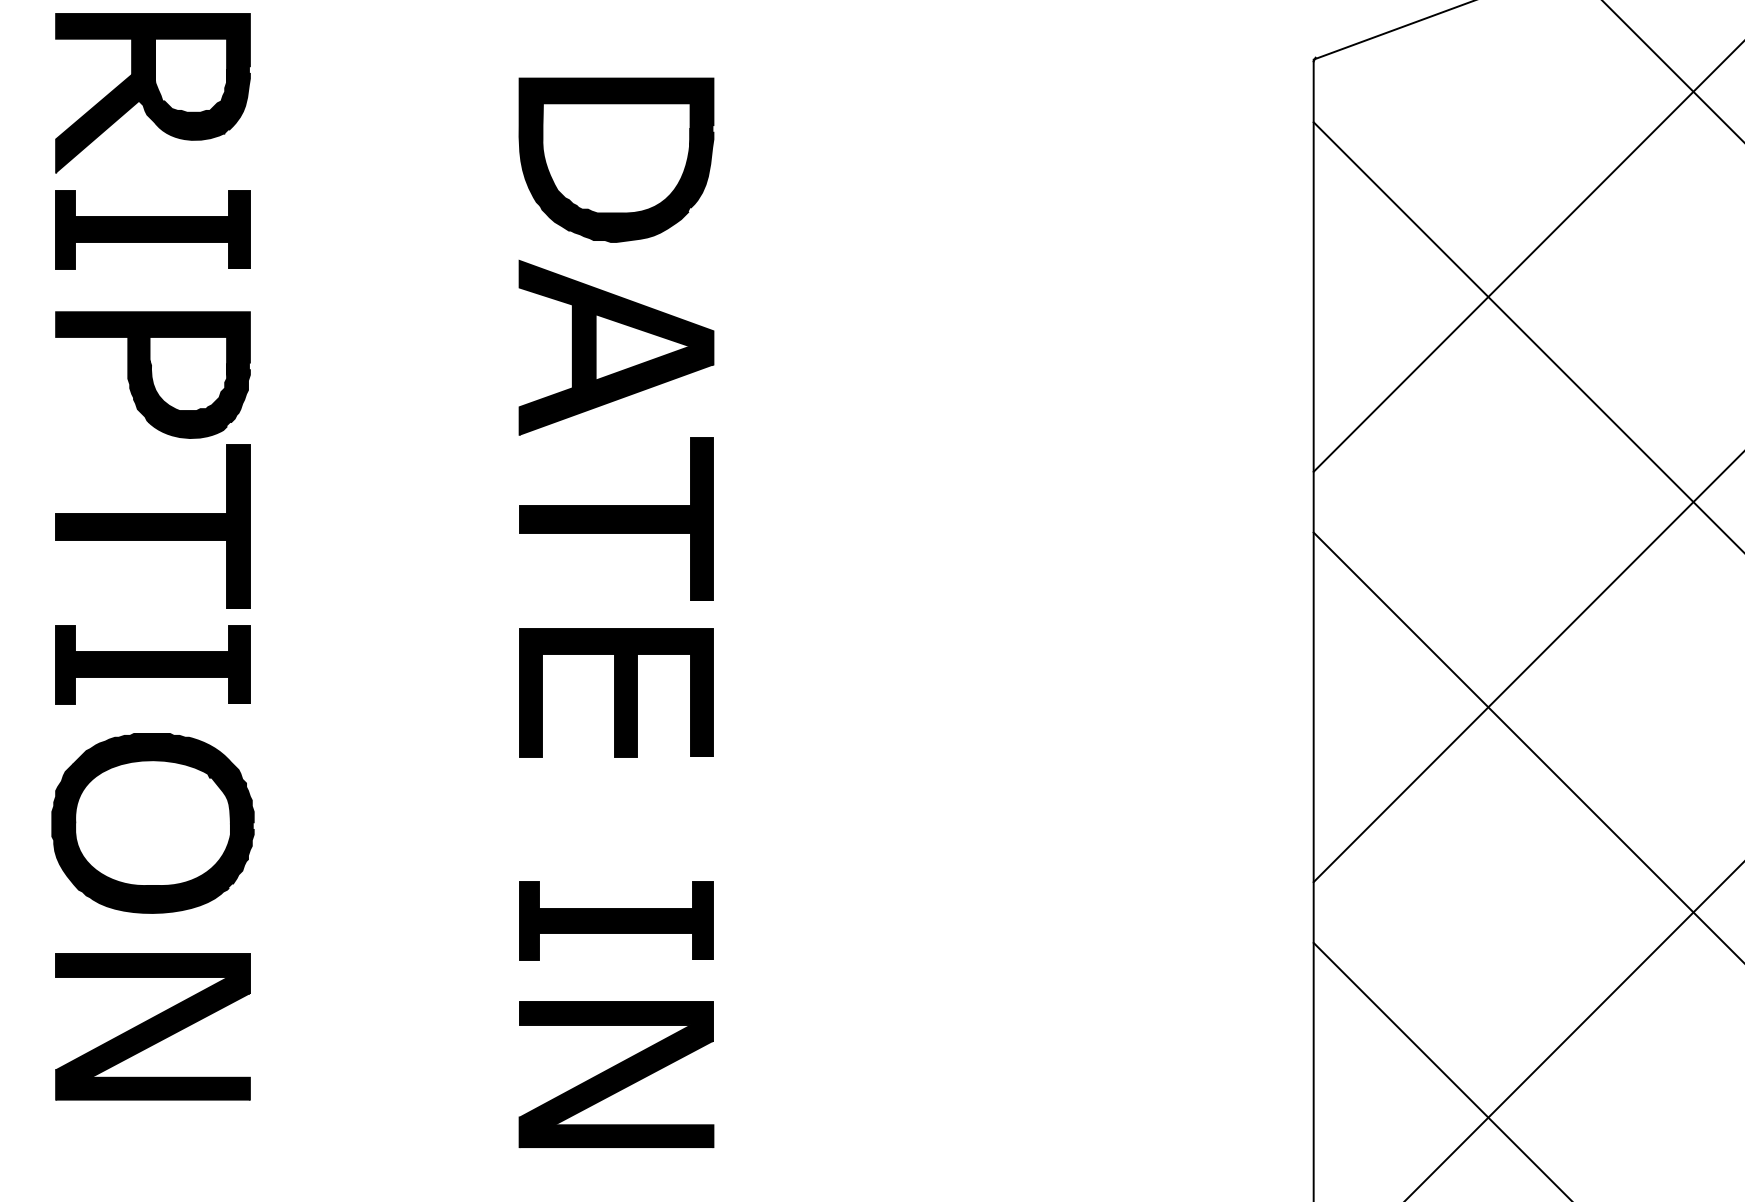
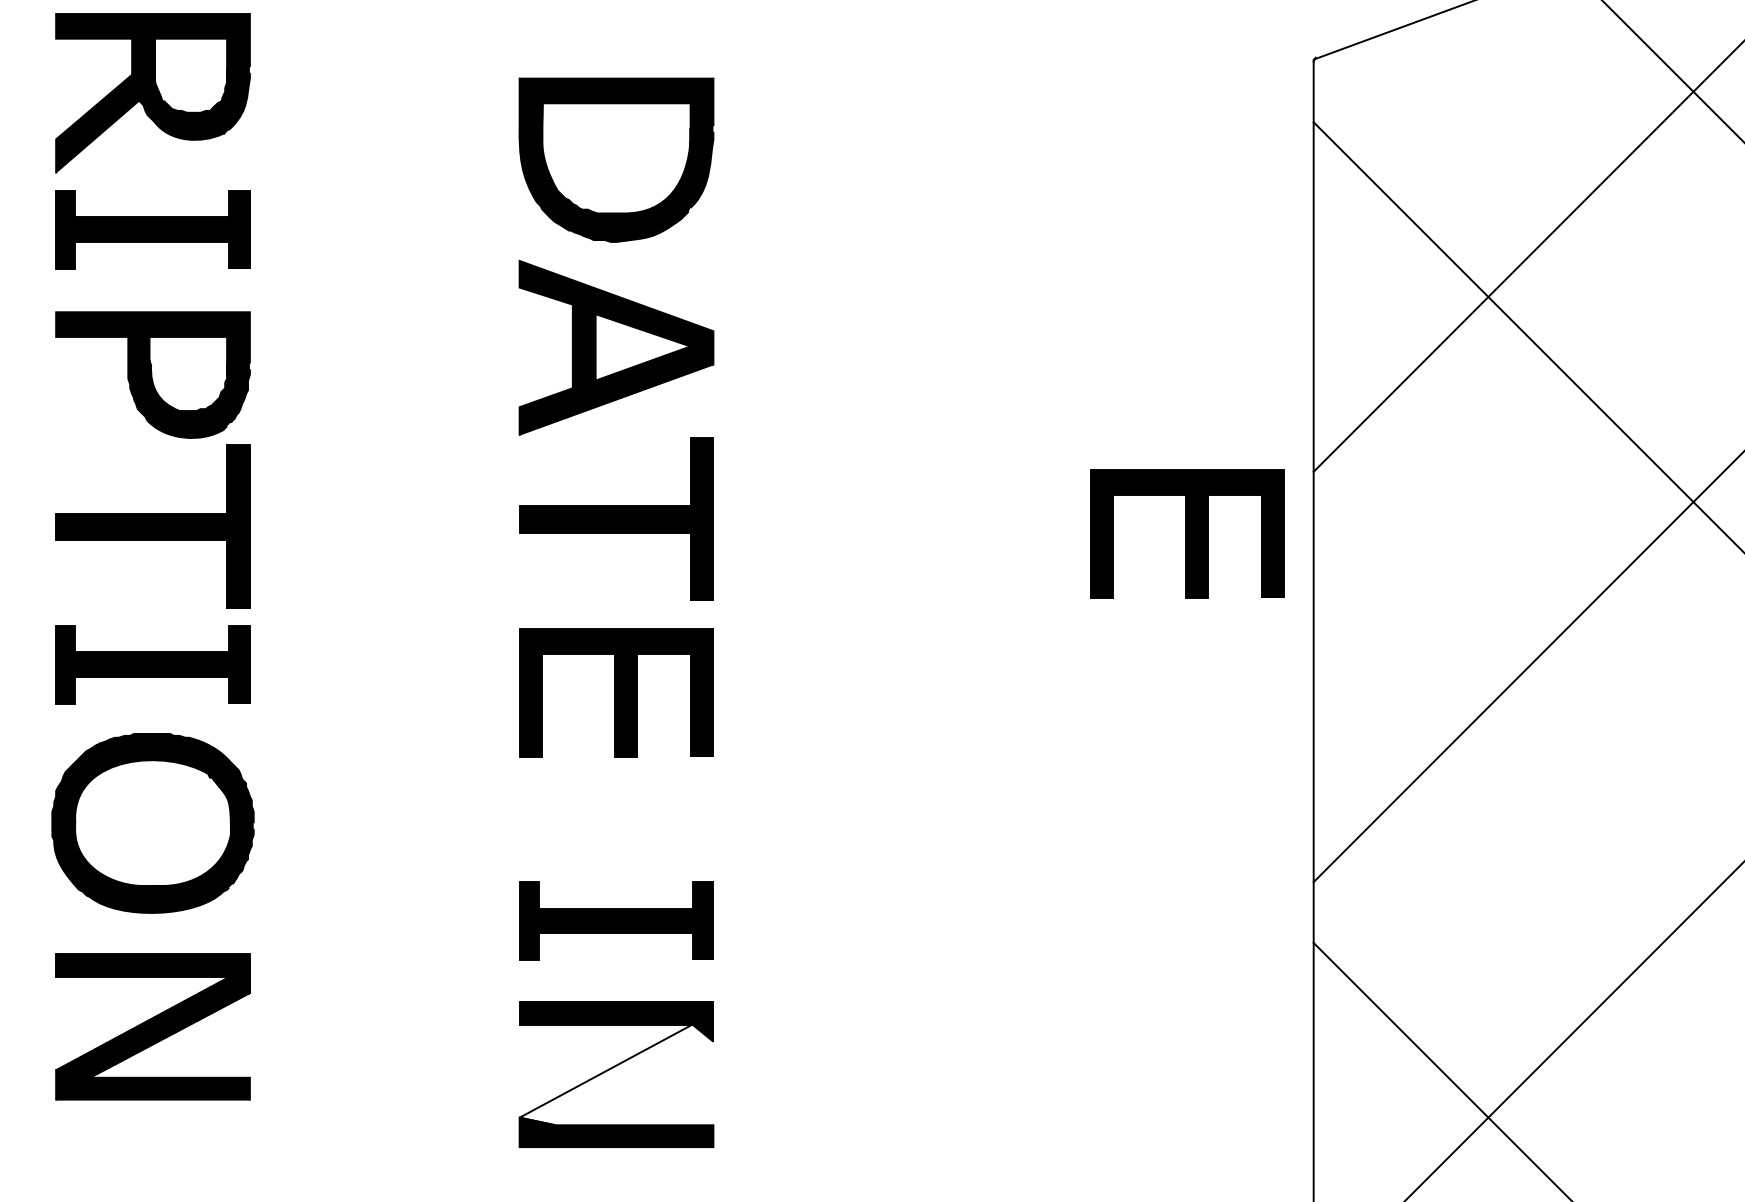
part: none -> present (1187, 533)
line: present -> none (1527, 746)
fill: present -> none (616, 1074)
